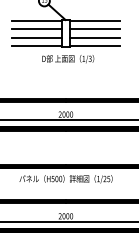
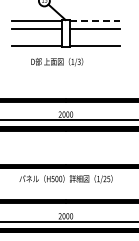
line: solid -> dashed (95, 20)
line: present -> none (36, 37)
line: present -> none (95, 37)
text position: (68, 59) -> (57, 62) (57, 62)
